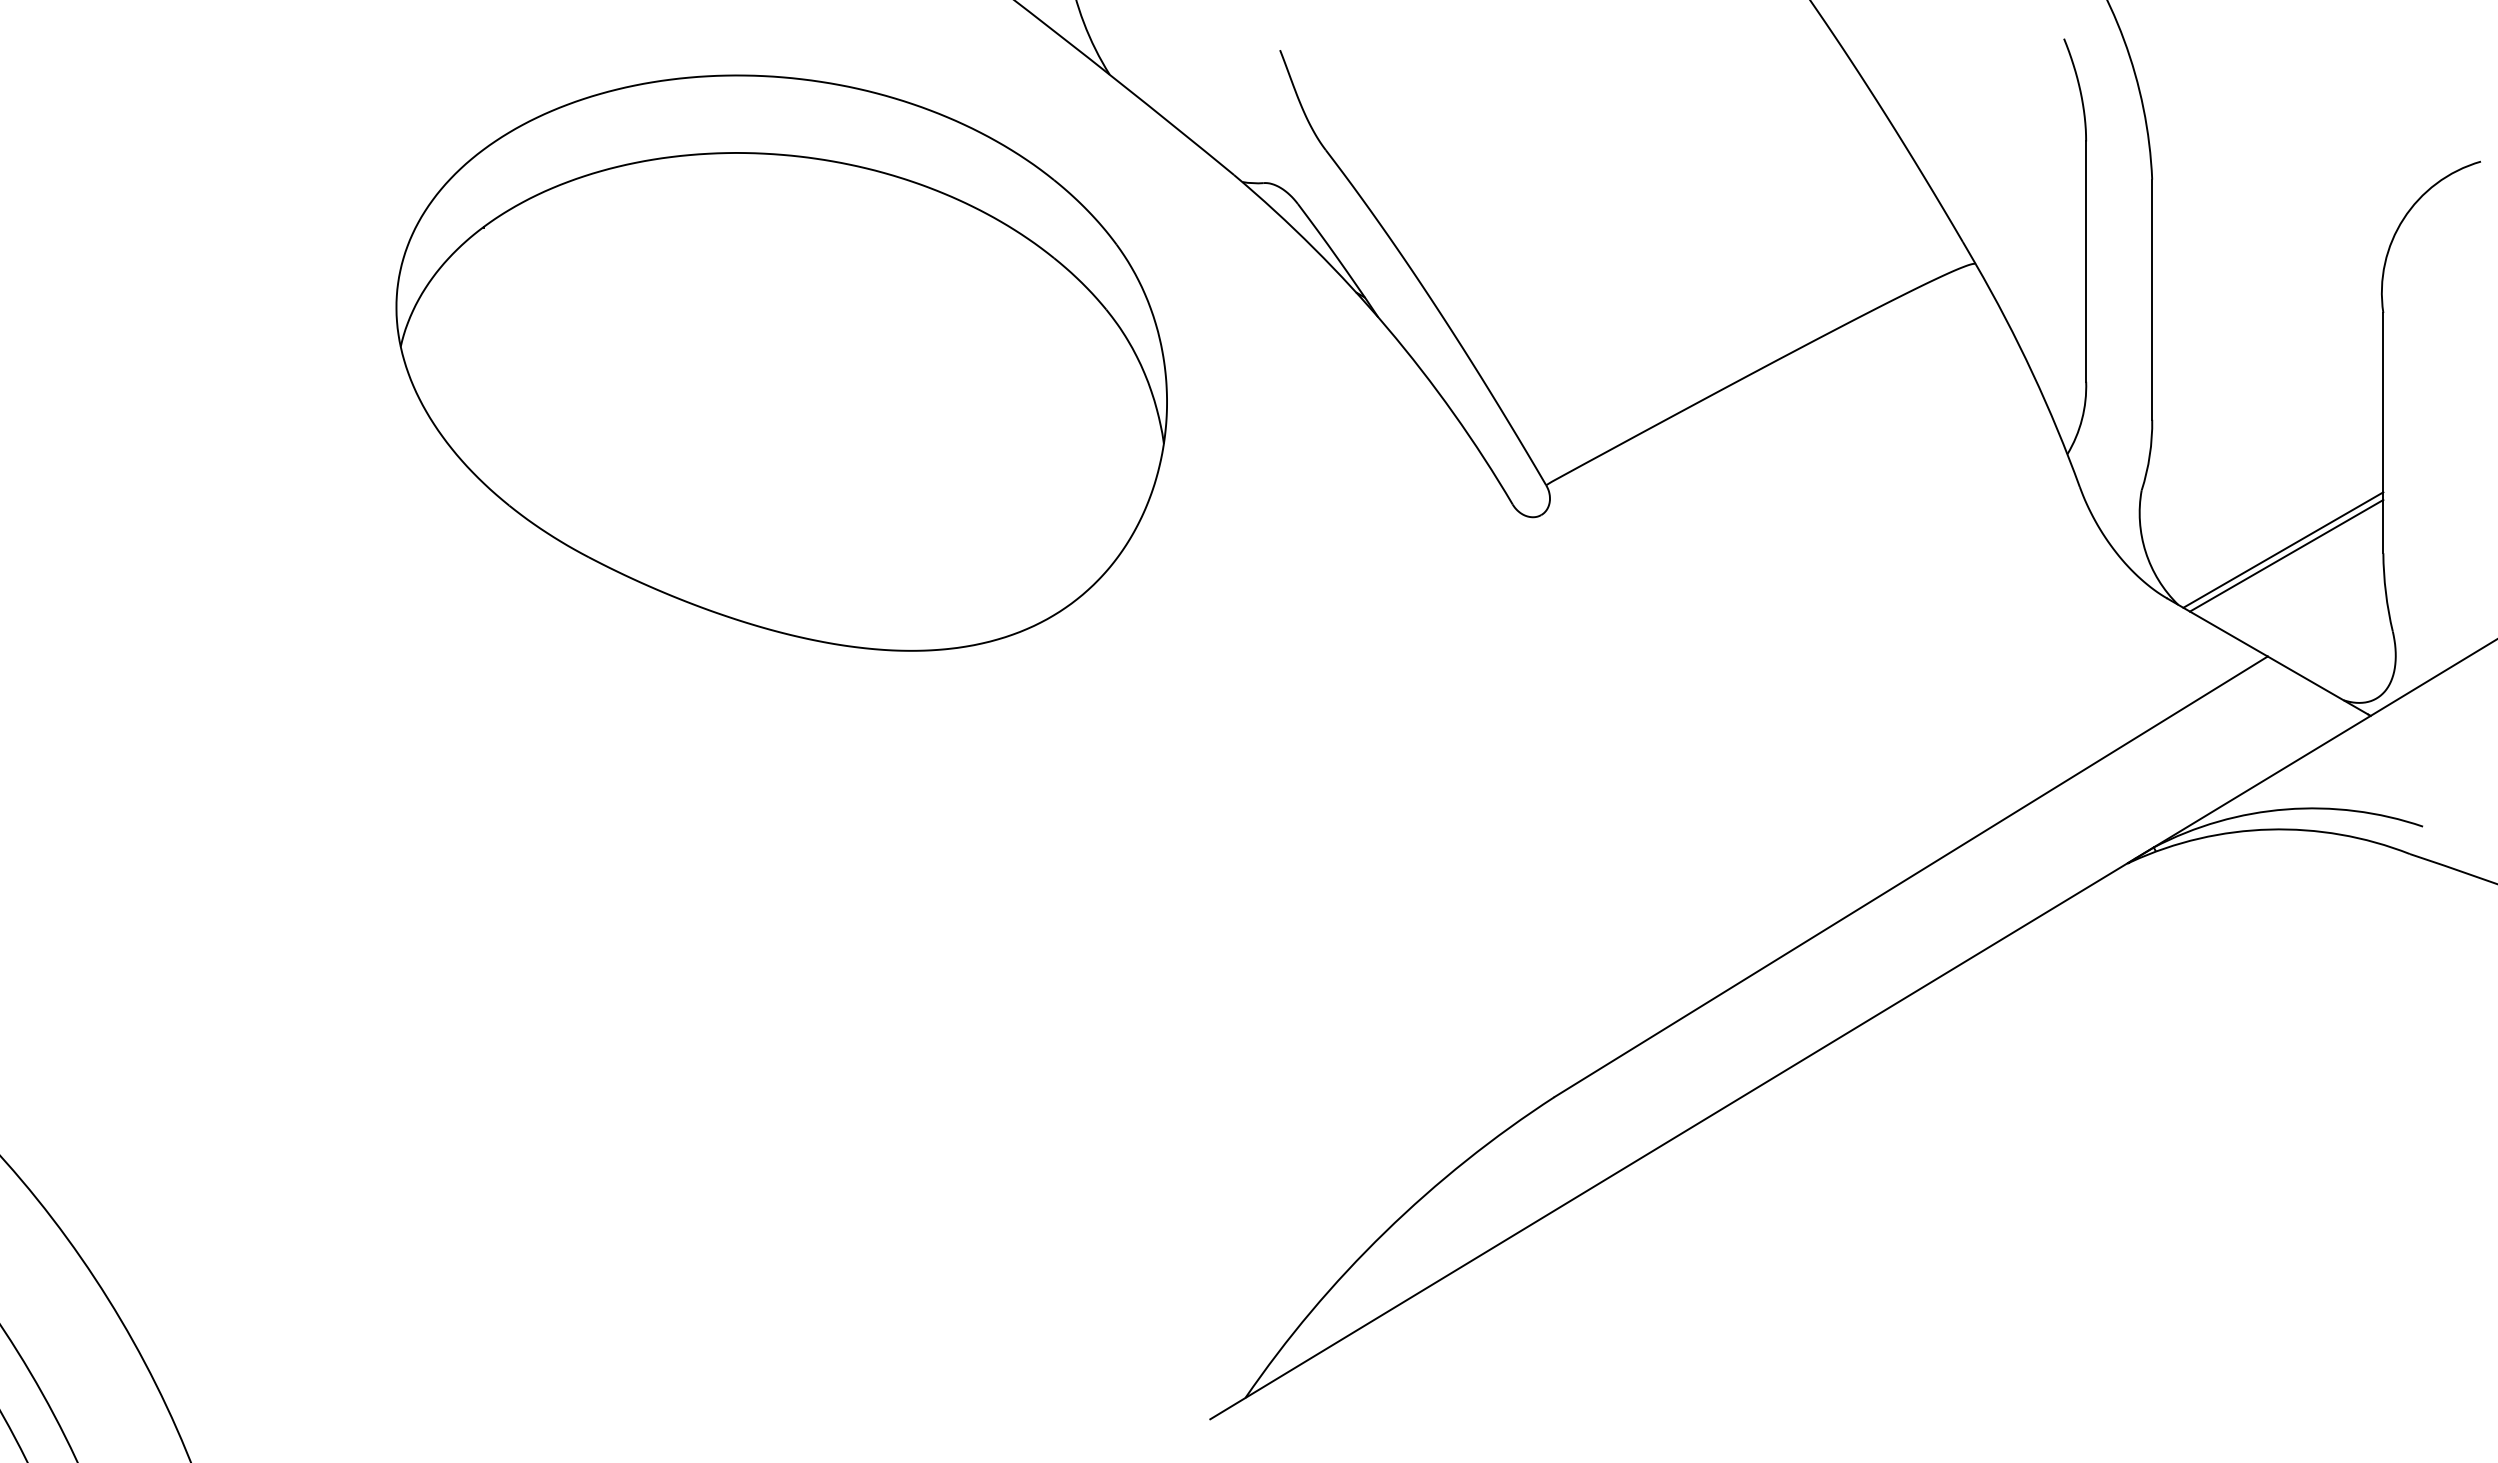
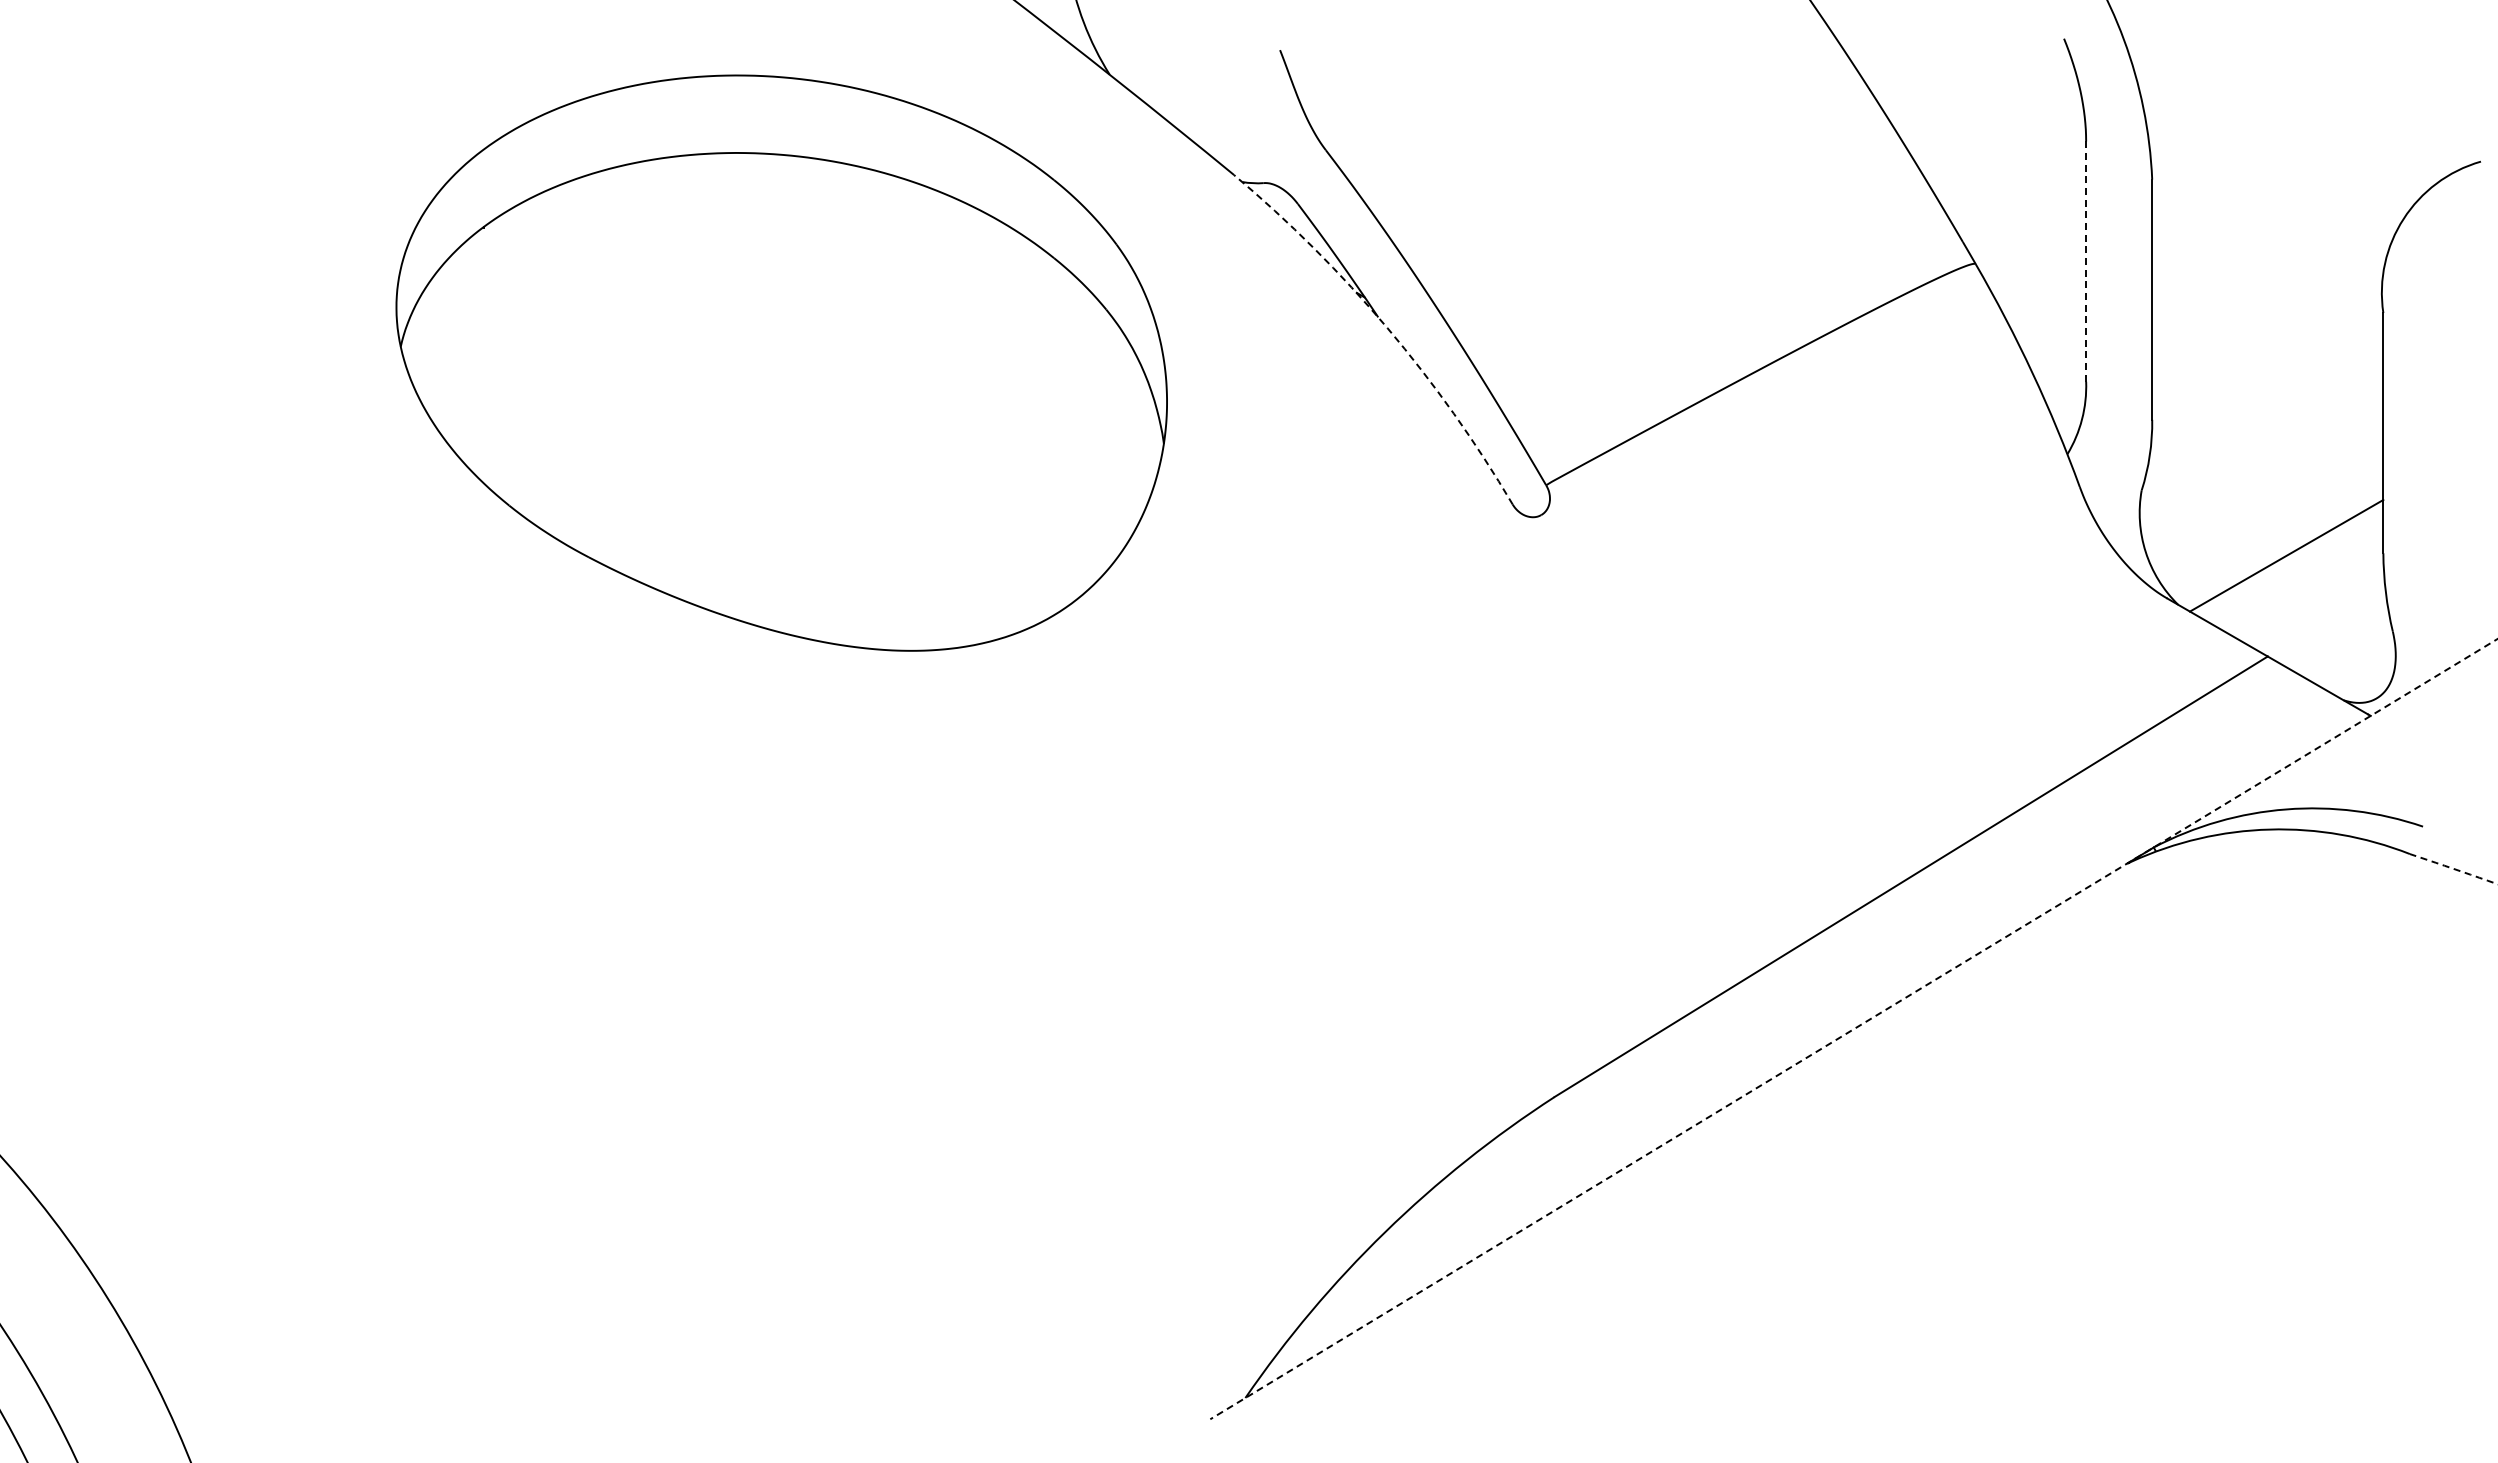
line: solid -> dashed (2086, 261)
arc: solid -> dashed (1387, 328)
line: present -> none (2283, 549)
arc: solid -> dashed (2453, 869)
line: solid -> dashed (1854, 1029)
